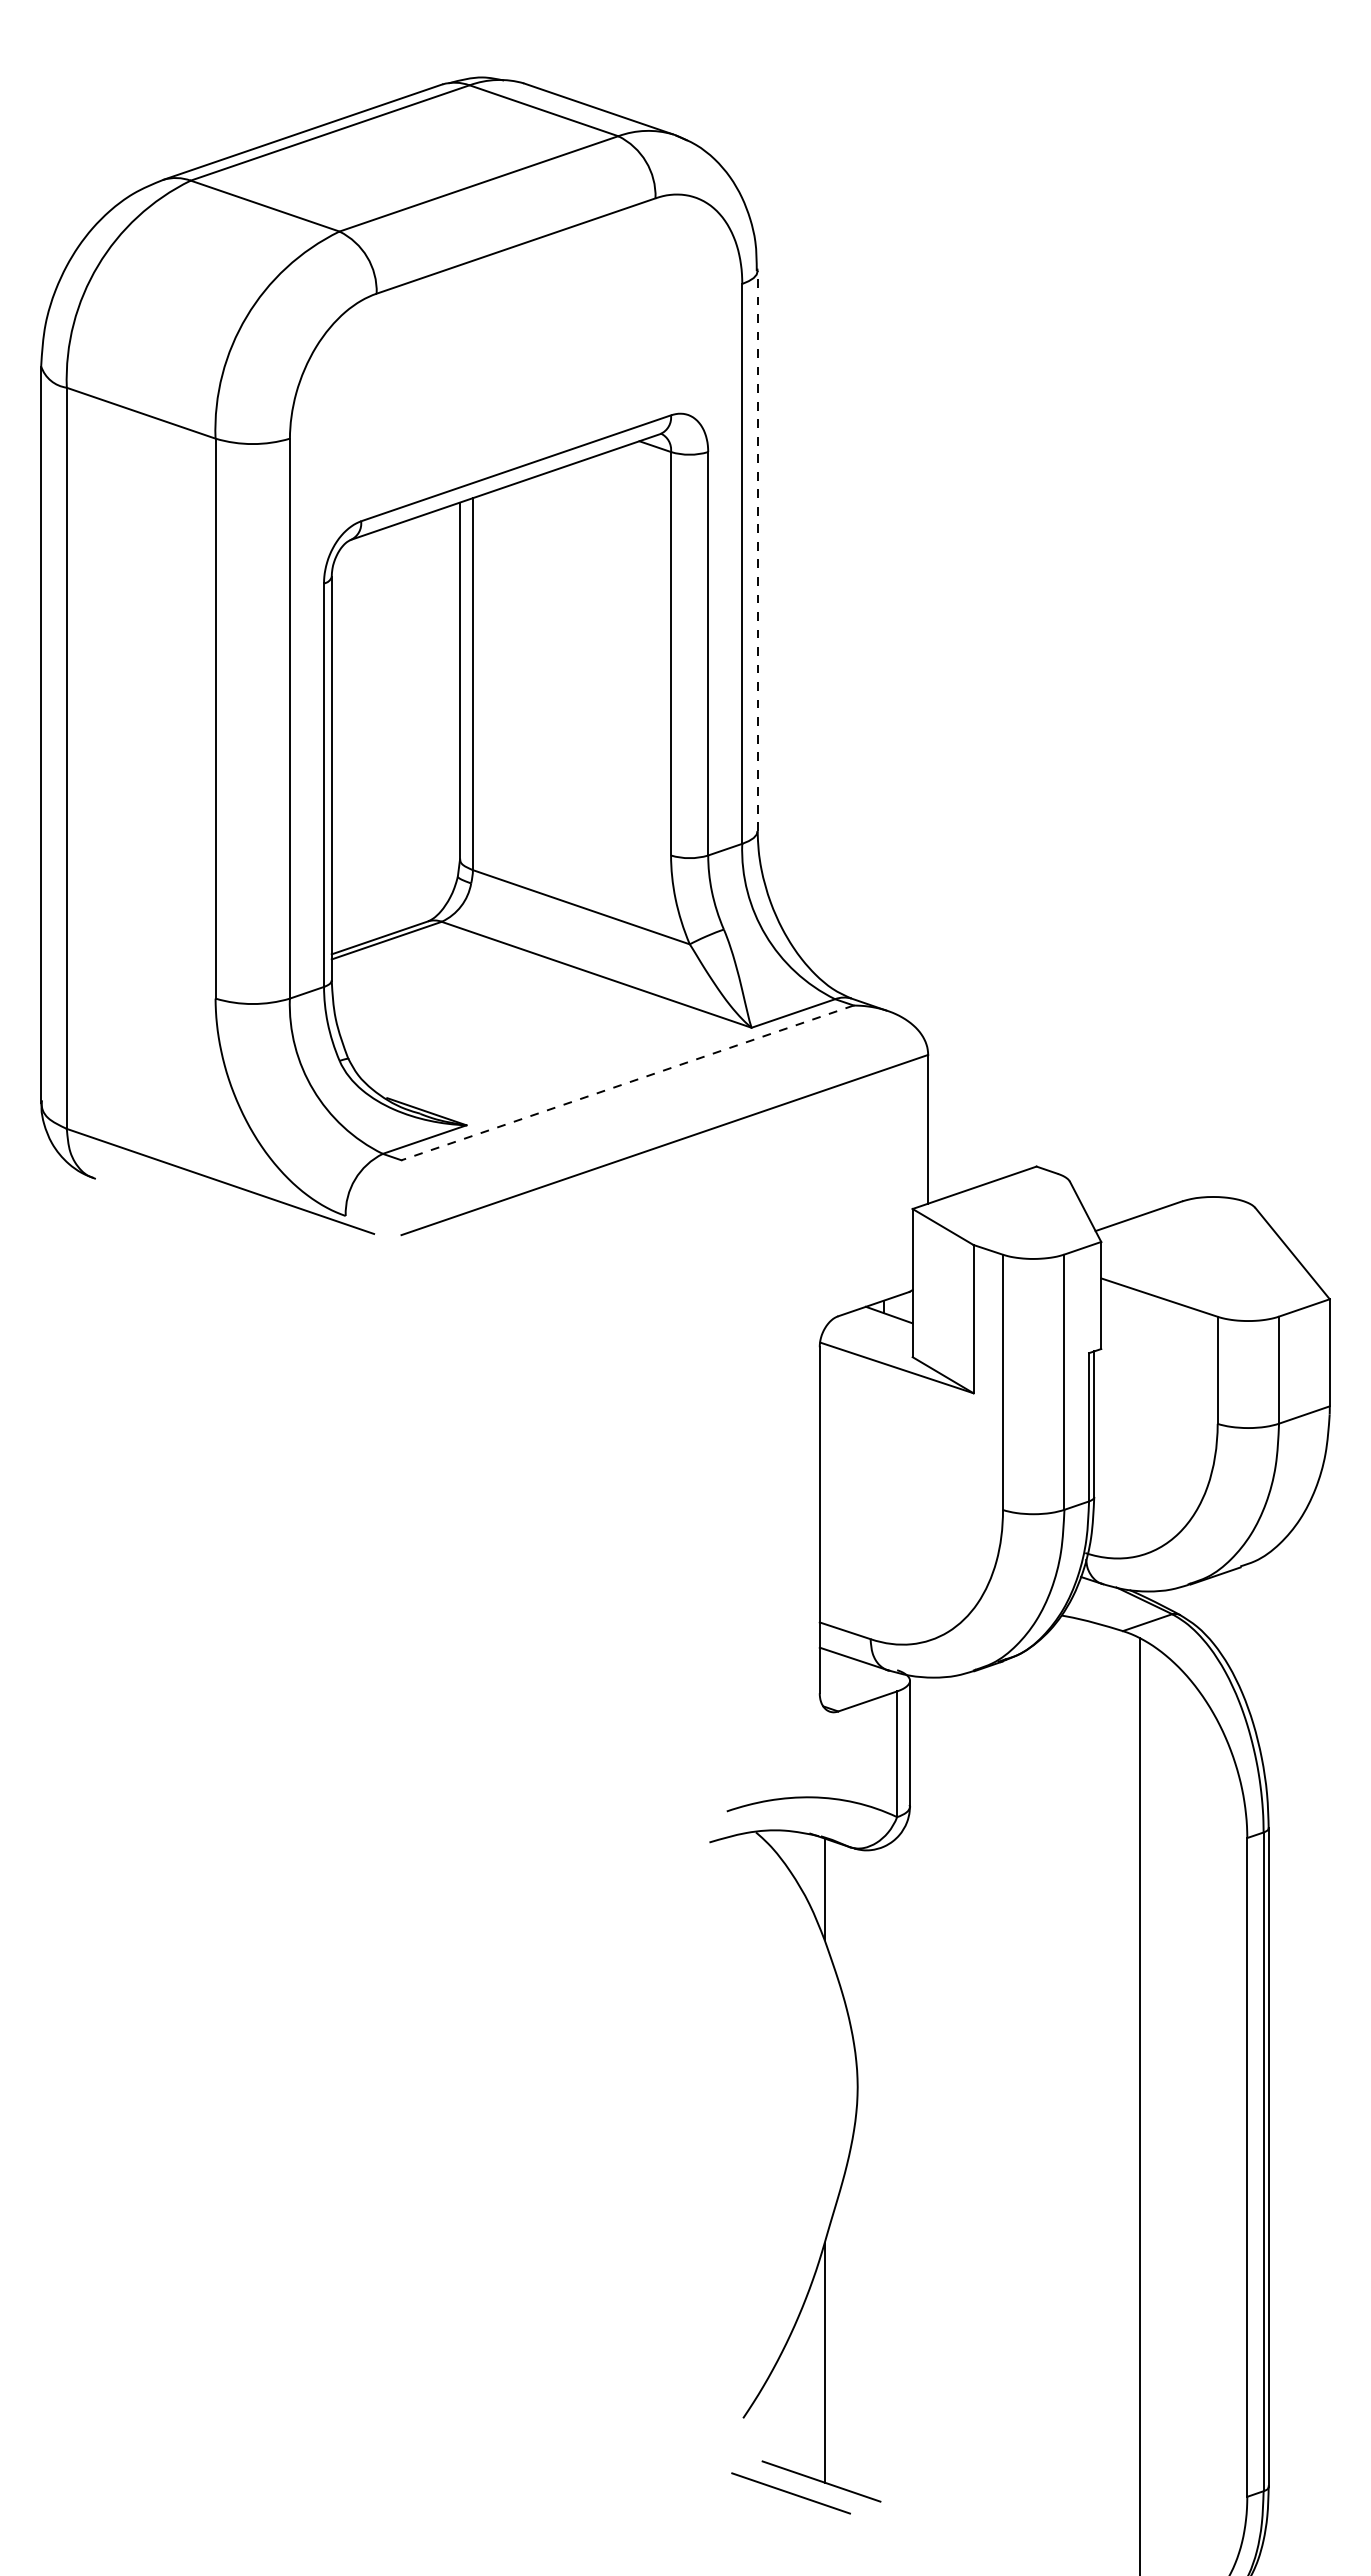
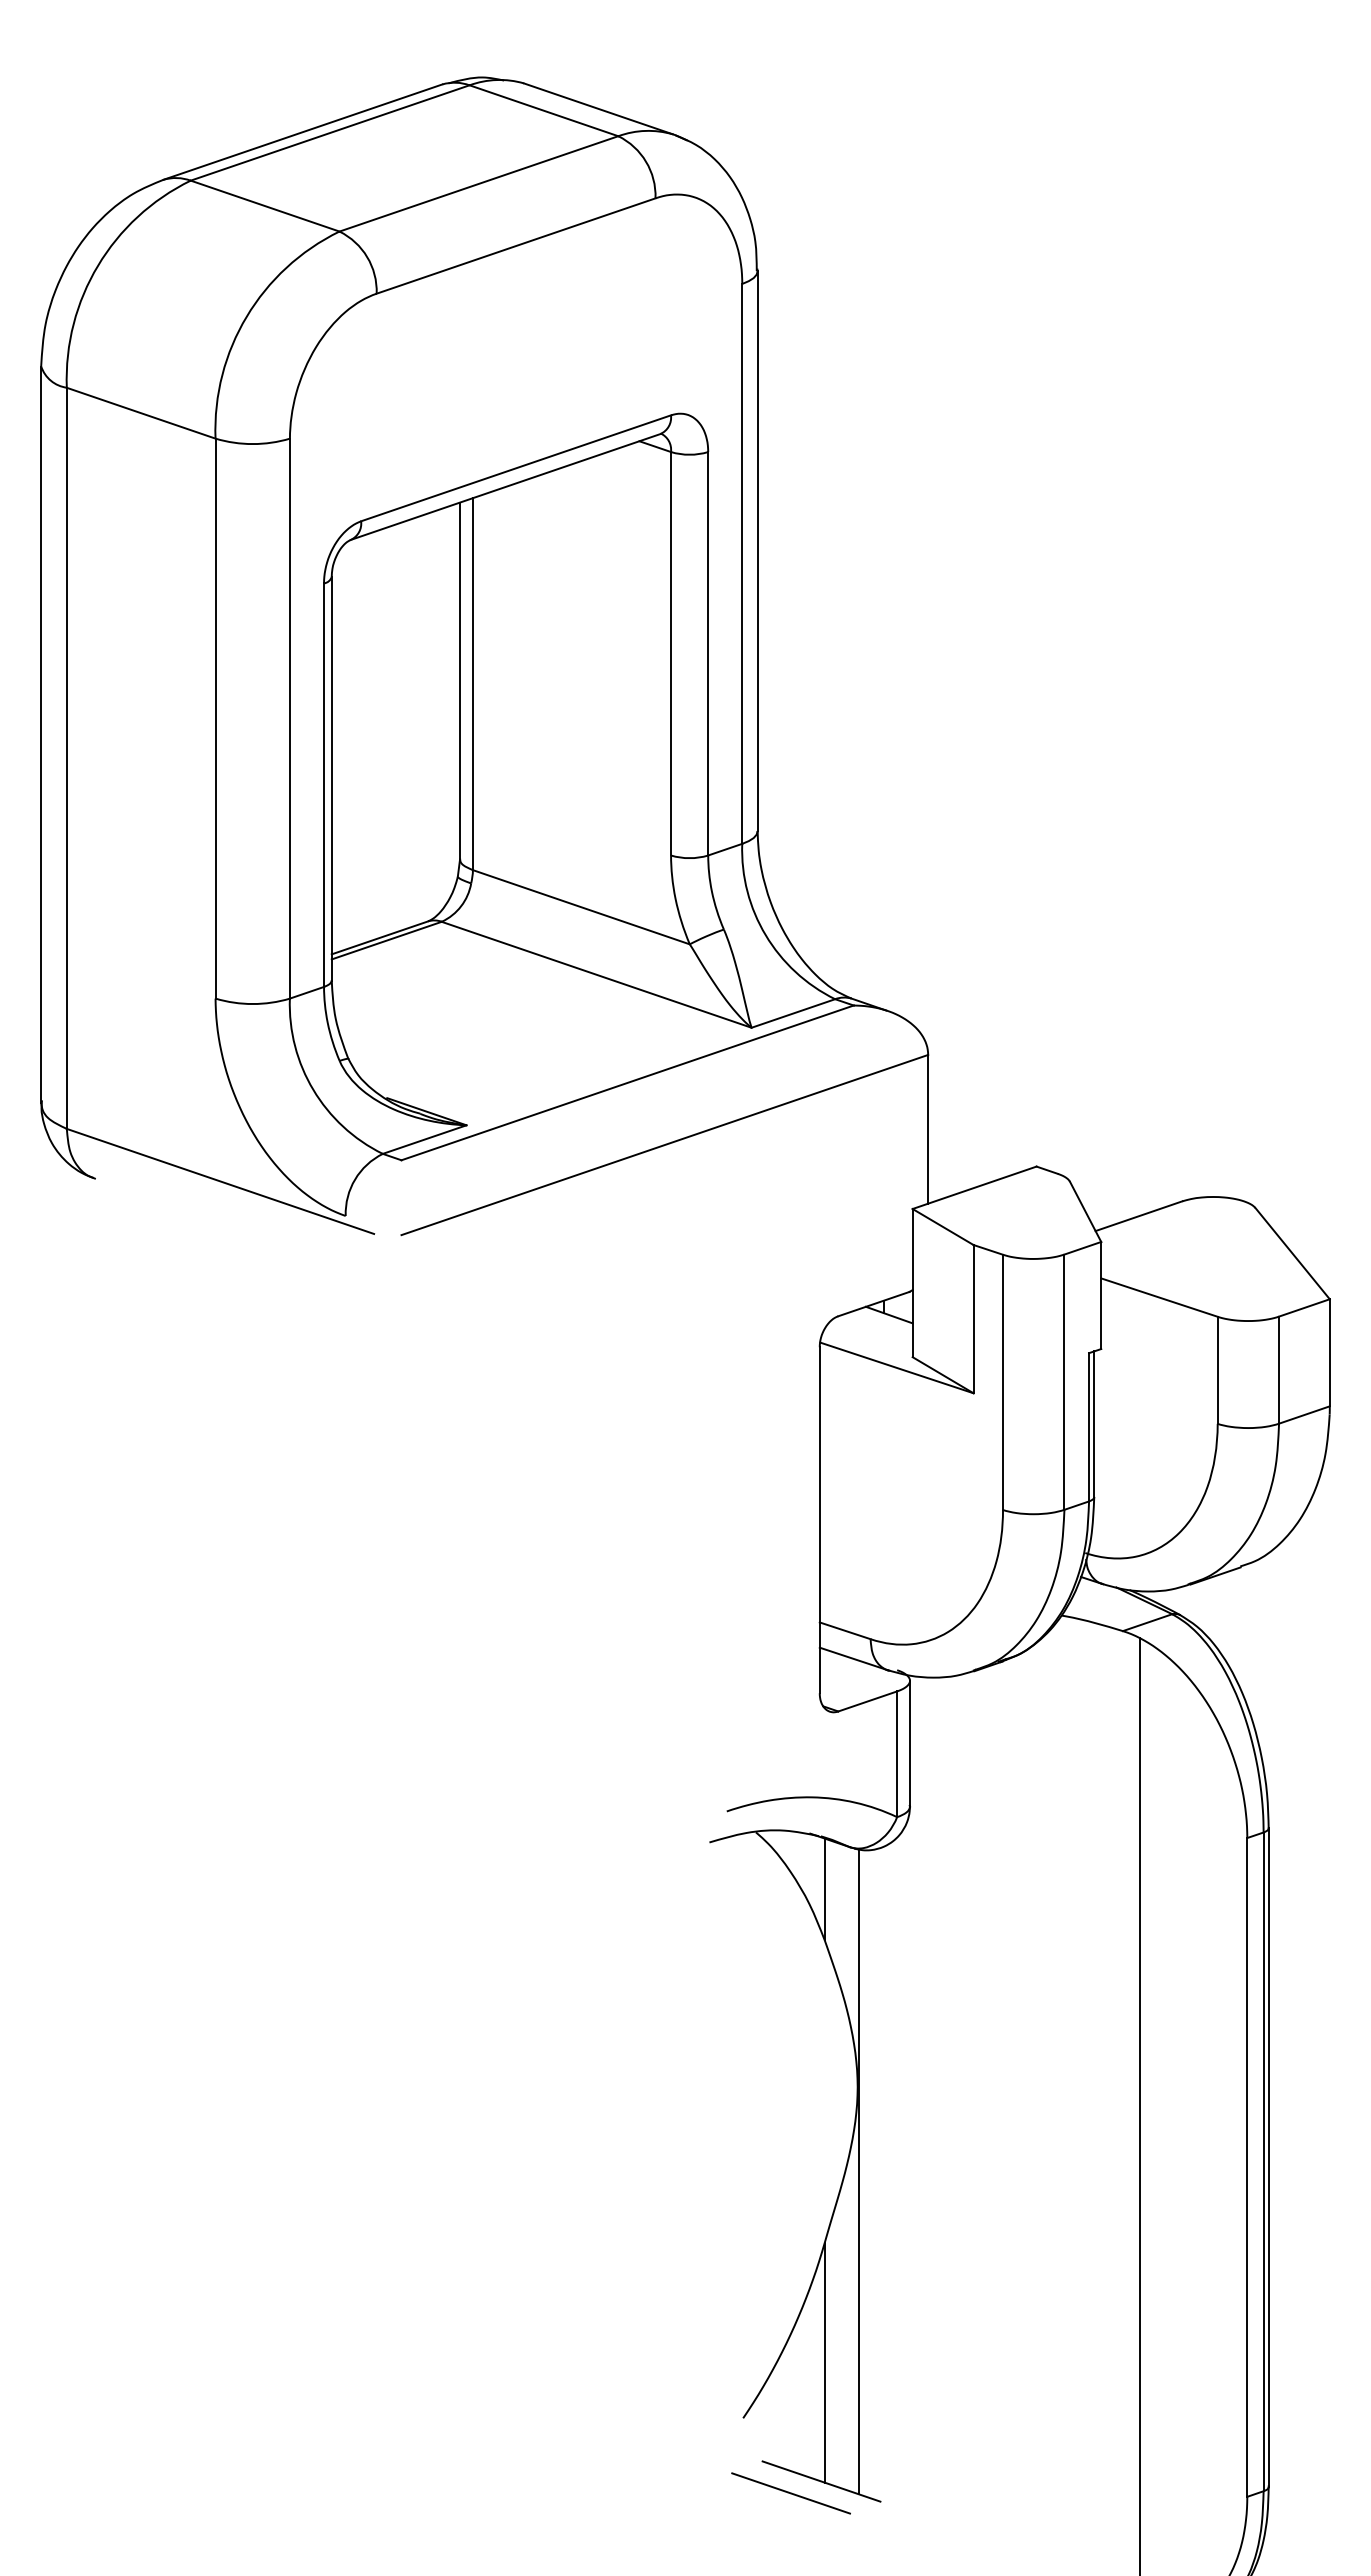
line: dashed -> solid (757, 551)
line: dashed -> solid (627, 1083)
line: none -> present (858, 2171)
